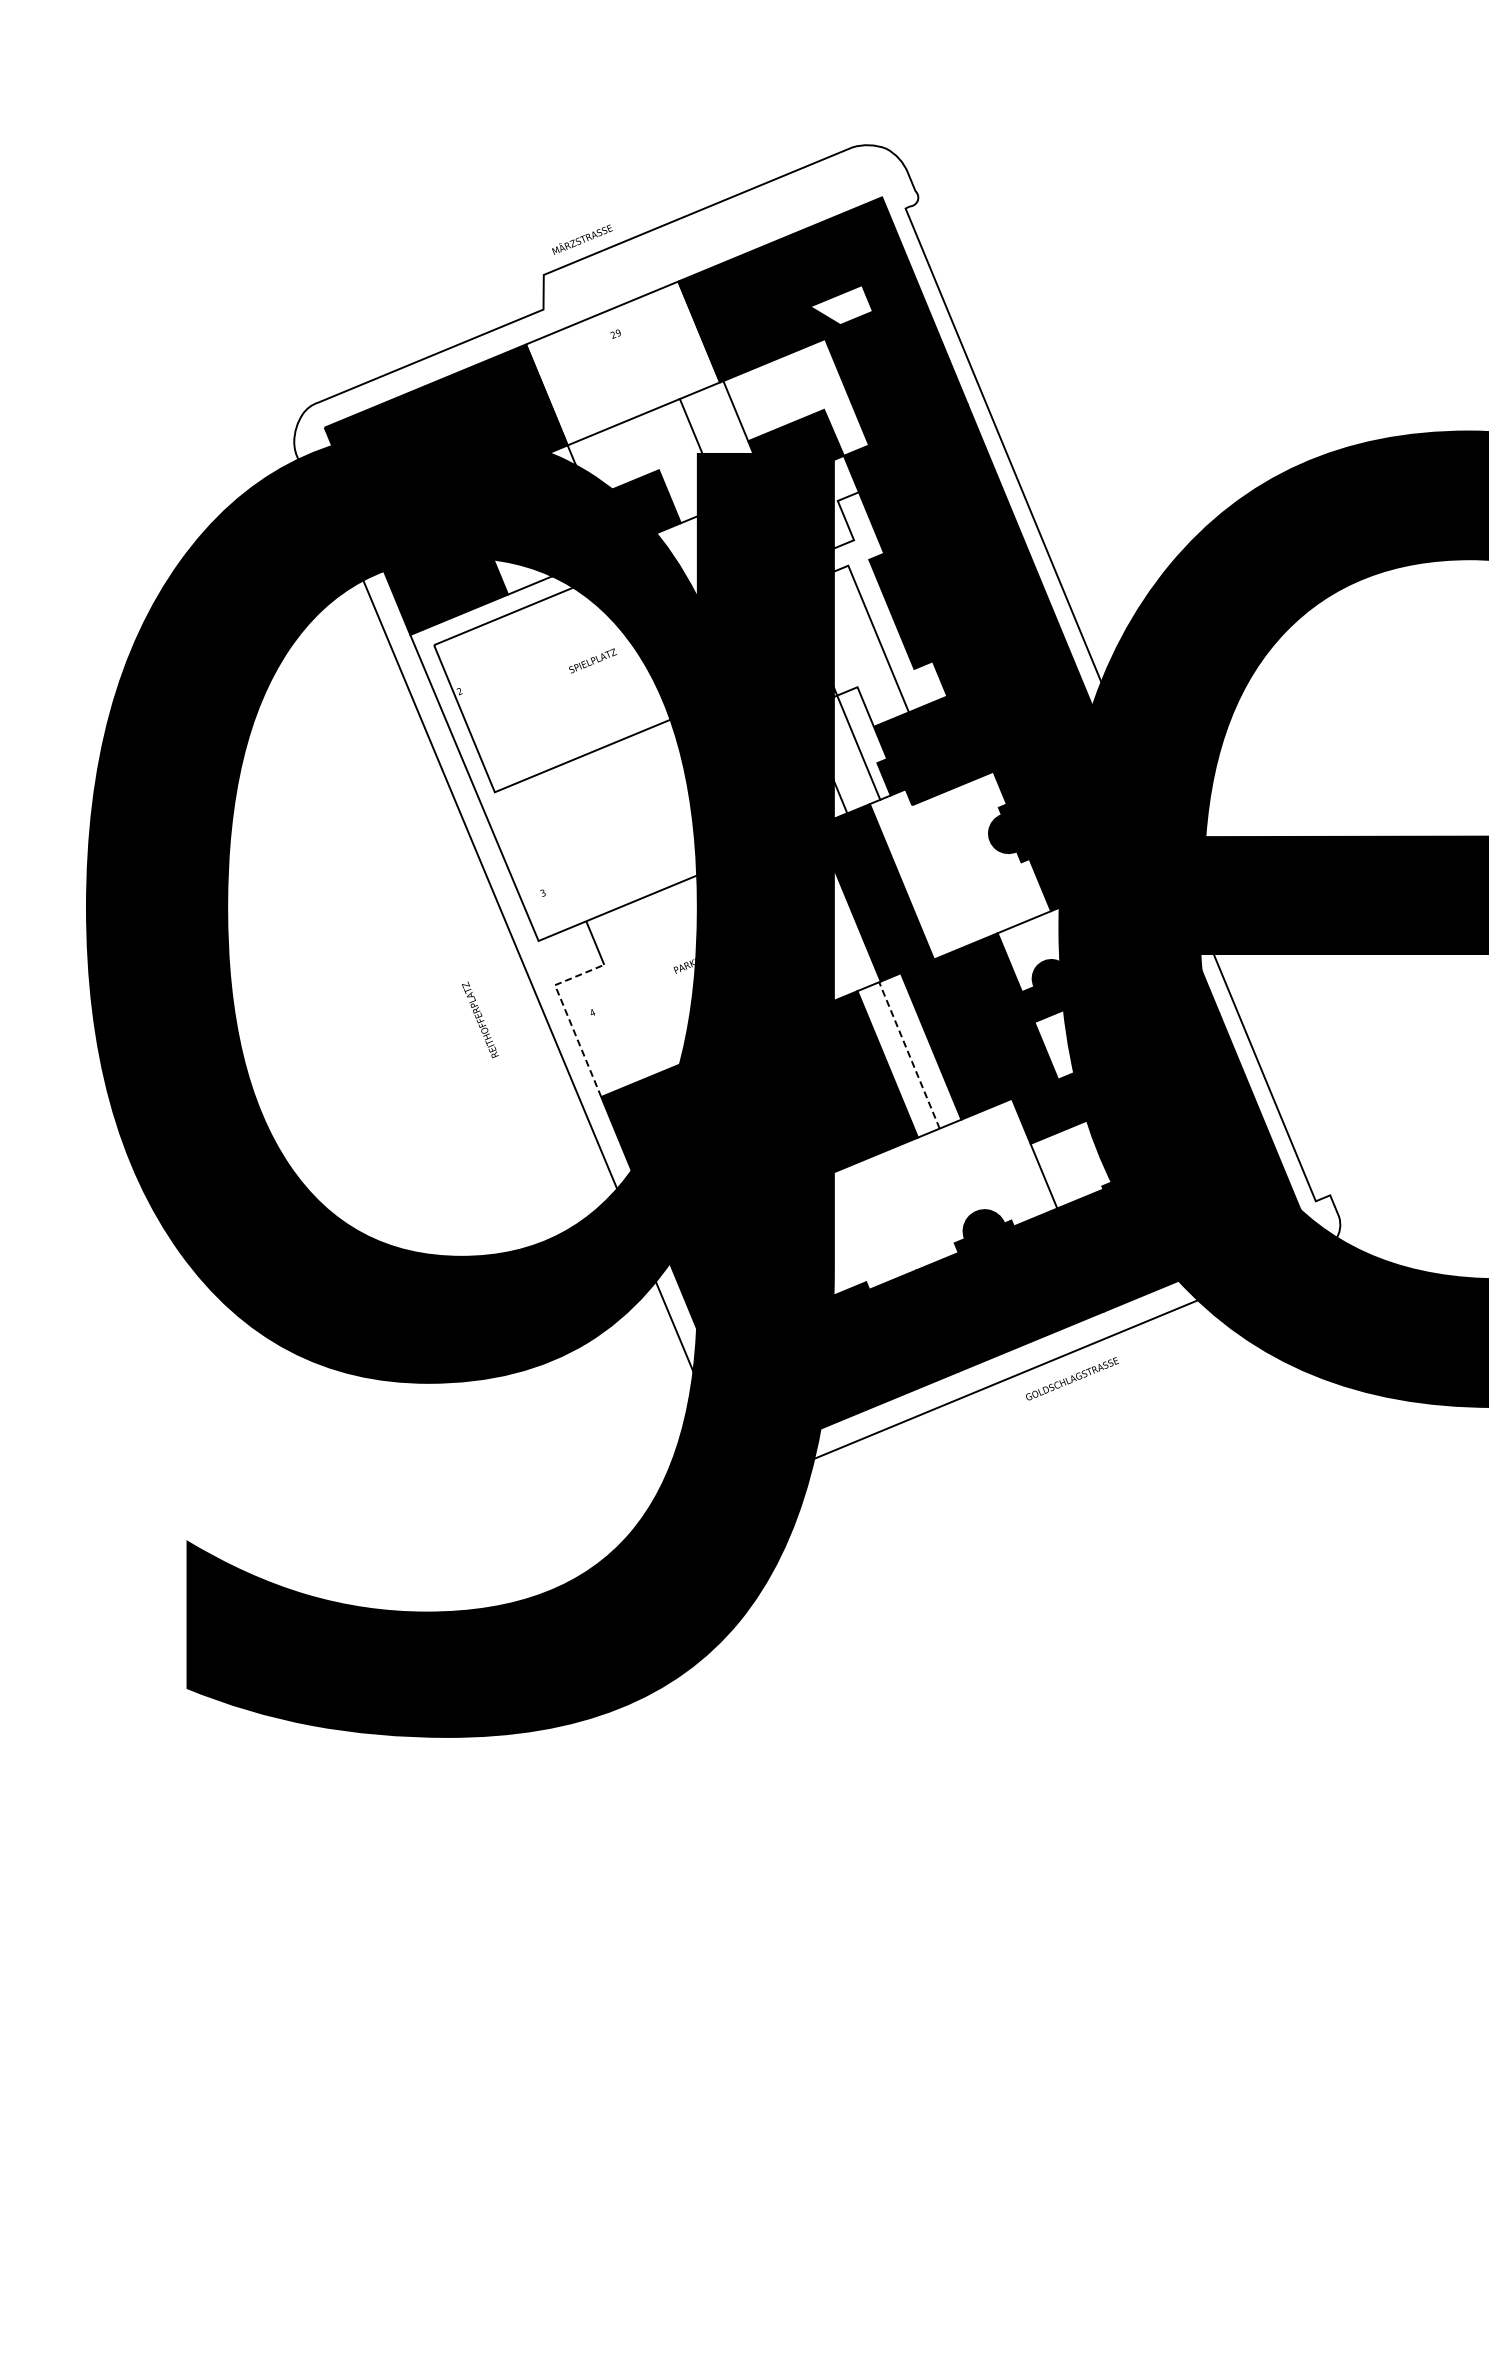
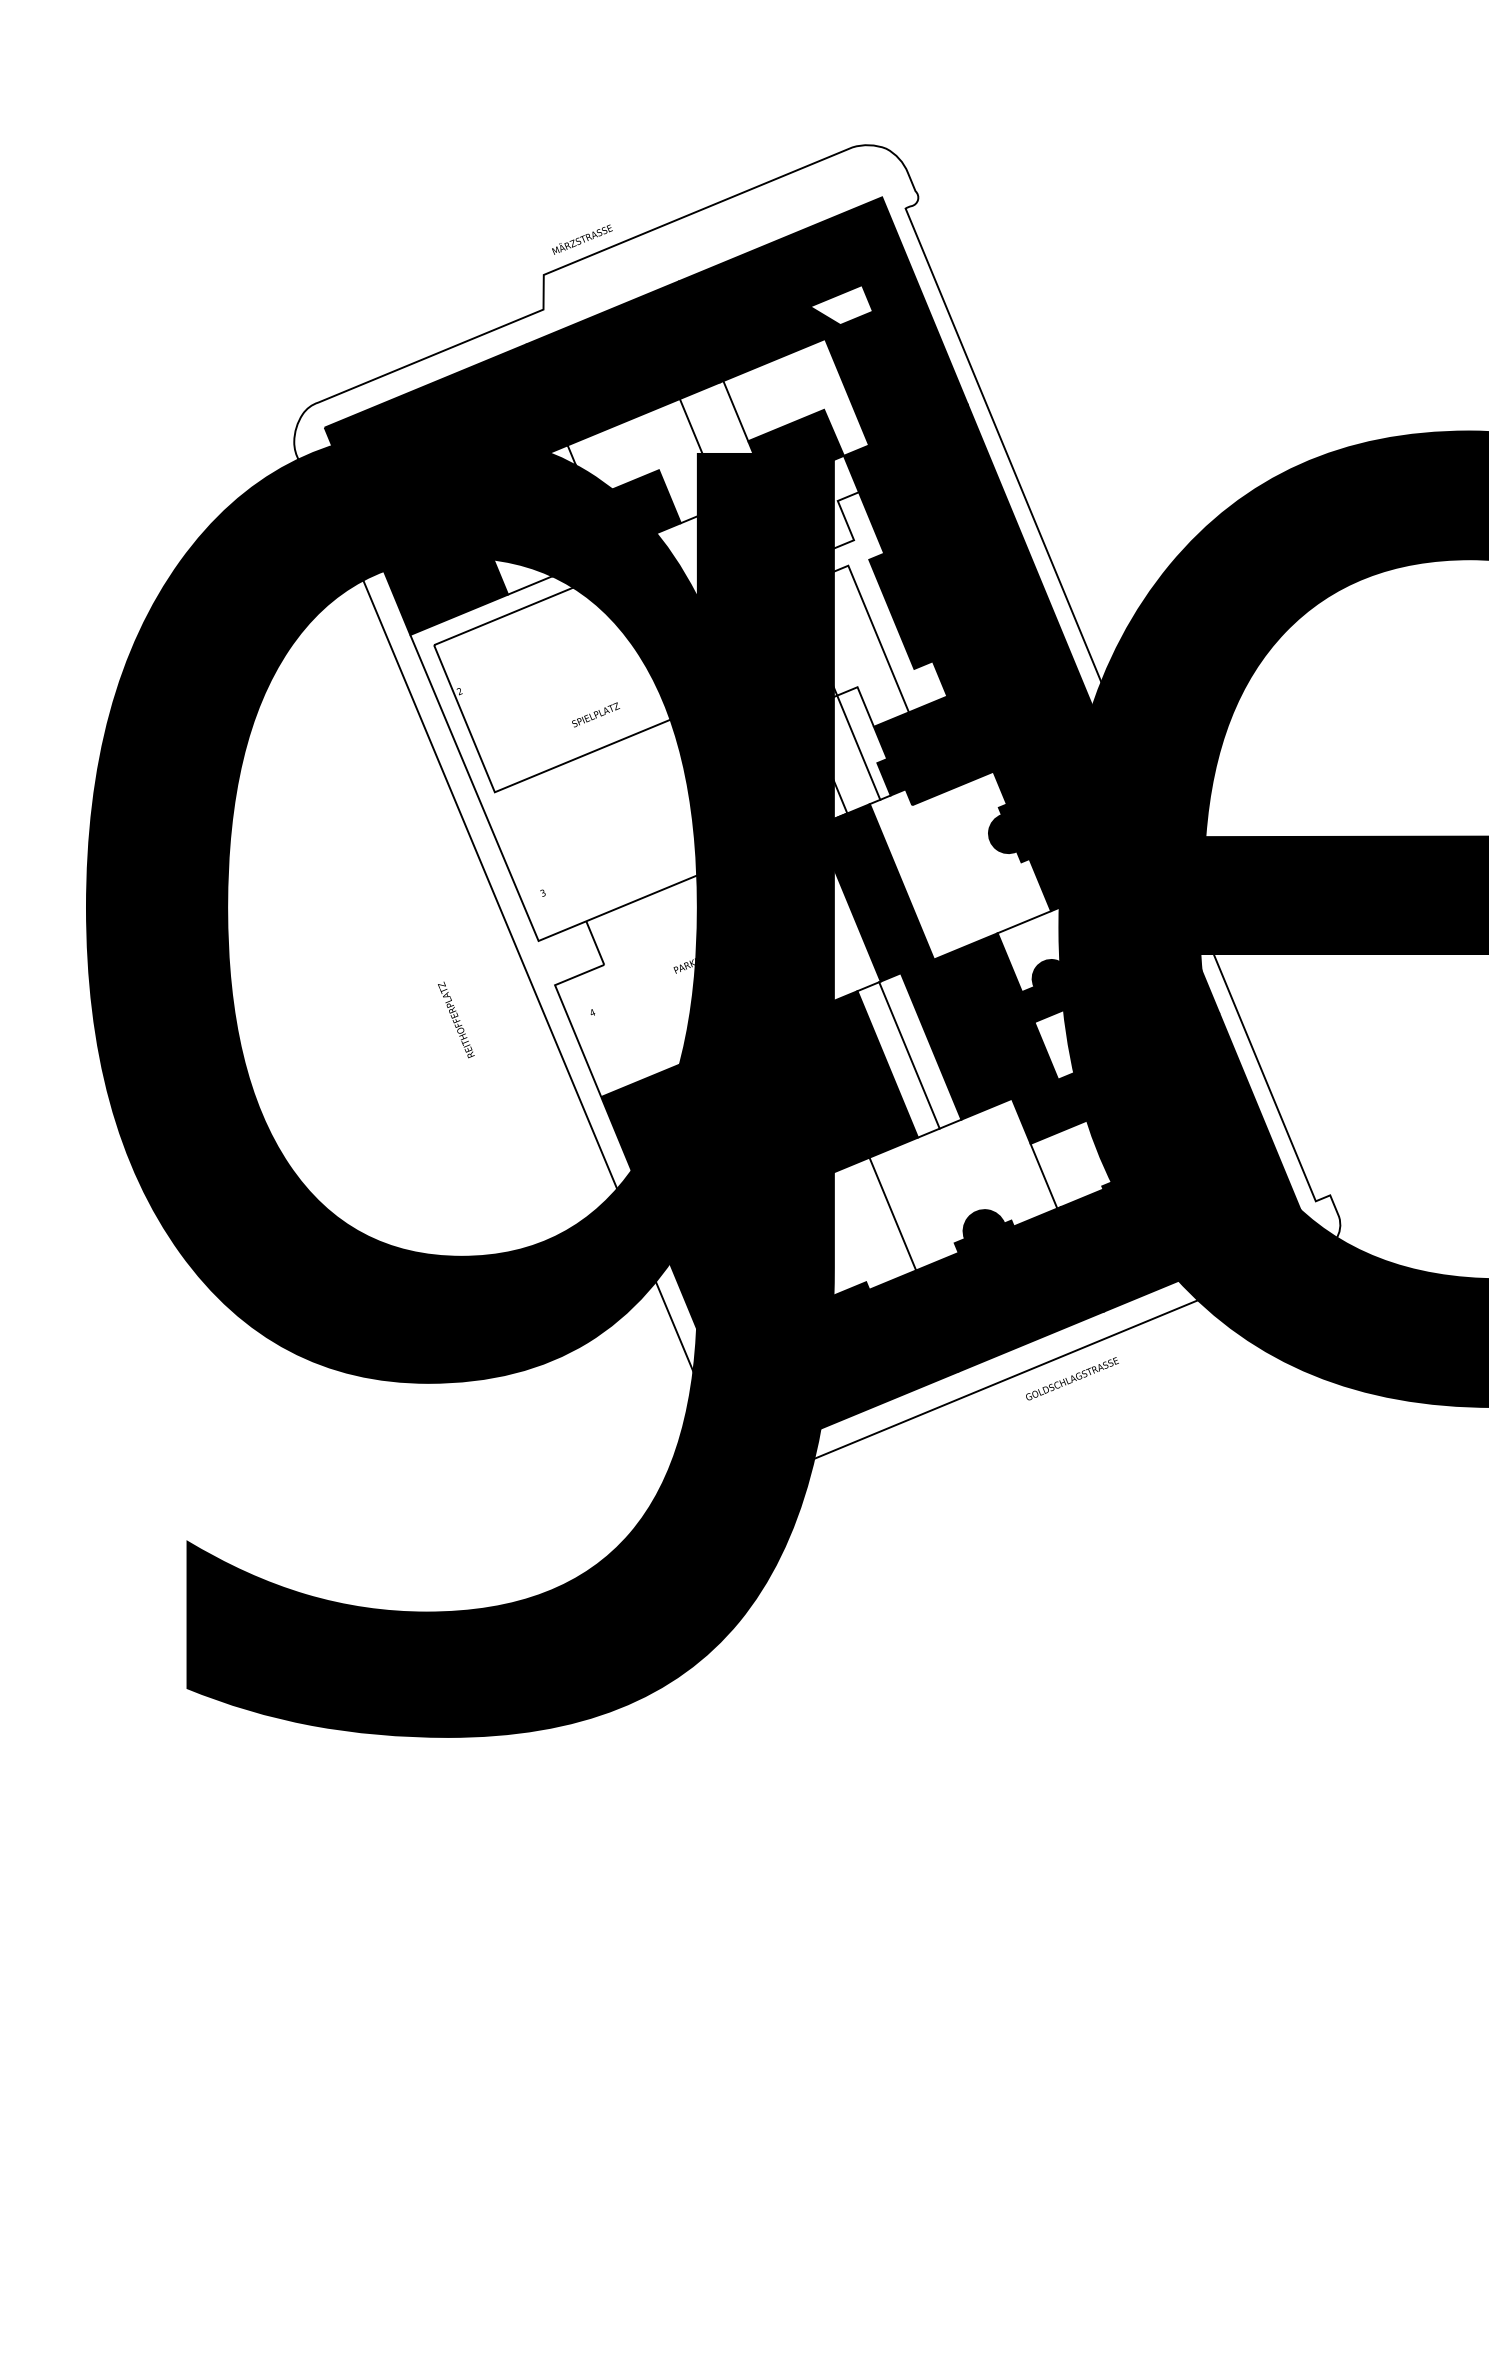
fill: none -> present (623, 363)
text position: (593, 660) -> (596, 714) (596, 714)
line: dashed -> solid (567, 1015)
text position: (480, 1019) -> (456, 1019) (456, 1019)
line: dashed -> solid (909, 1054)
line: none -> present (892, 1213)
